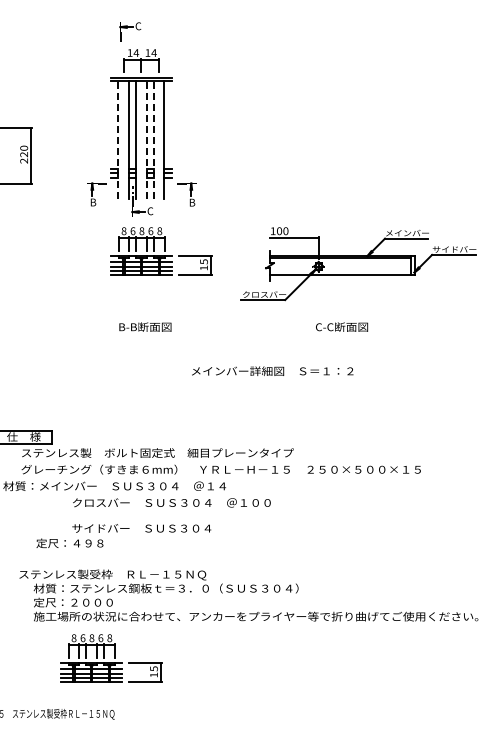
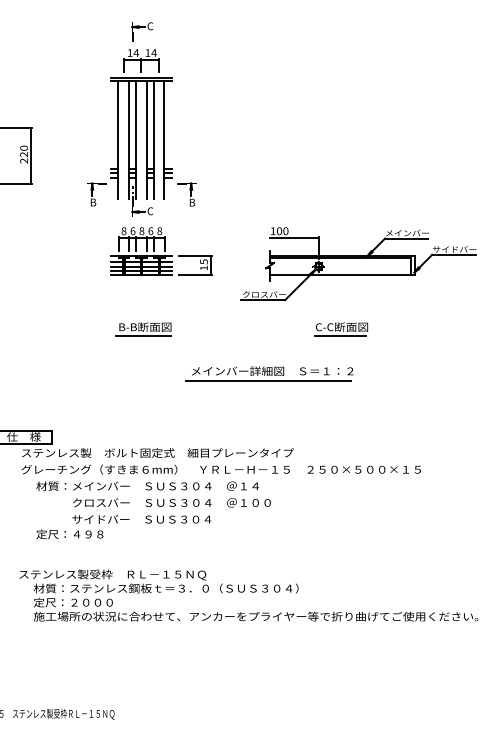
part position: (130, 31) -> (142, 31) (142, 31)
line: dashed -> solid (118, 140)
line: dashed -> solid (146, 140)
line: dashed -> solid (154, 140)
line: none -> present (143, 336)
line: none -> present (339, 336)
line: none -> present (268, 380)
text position: (114, 486) -> (147, 486) (147, 486)
text position: (123, 536) -> (123, 527) (123, 527)
part: present -> none (111, 658)
